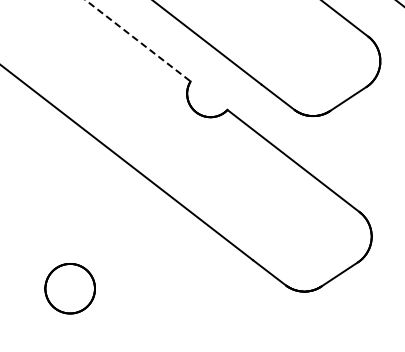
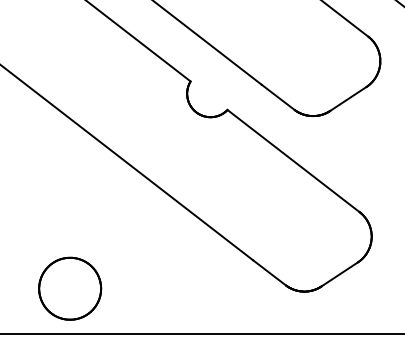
line: dashed -> solid (138, 41)
part size: 52x52 px -> 65x65 px (70, 288)
line: none -> present (201, 333)
